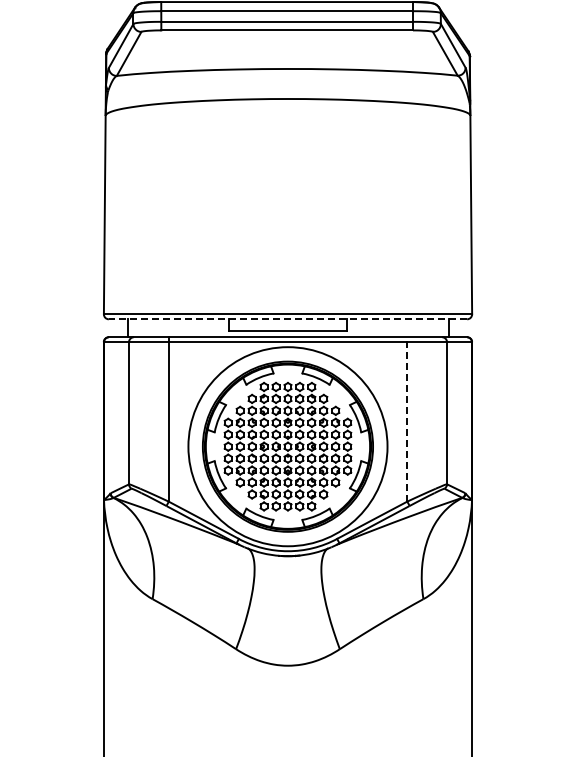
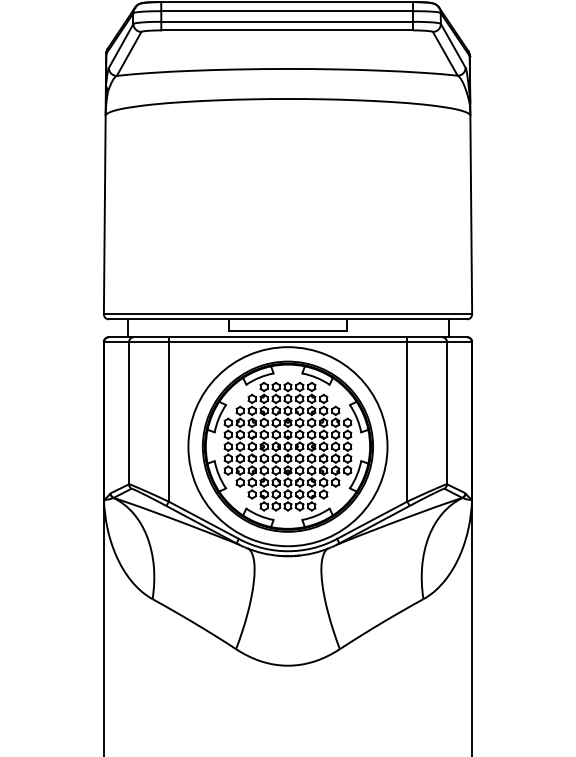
line: dashed -> solid (287, 319)
line: dashed -> solid (407, 418)
